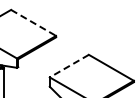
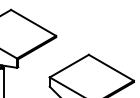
line: dashed -> solid (33, 22)
line: dashed -> solid (69, 66)
